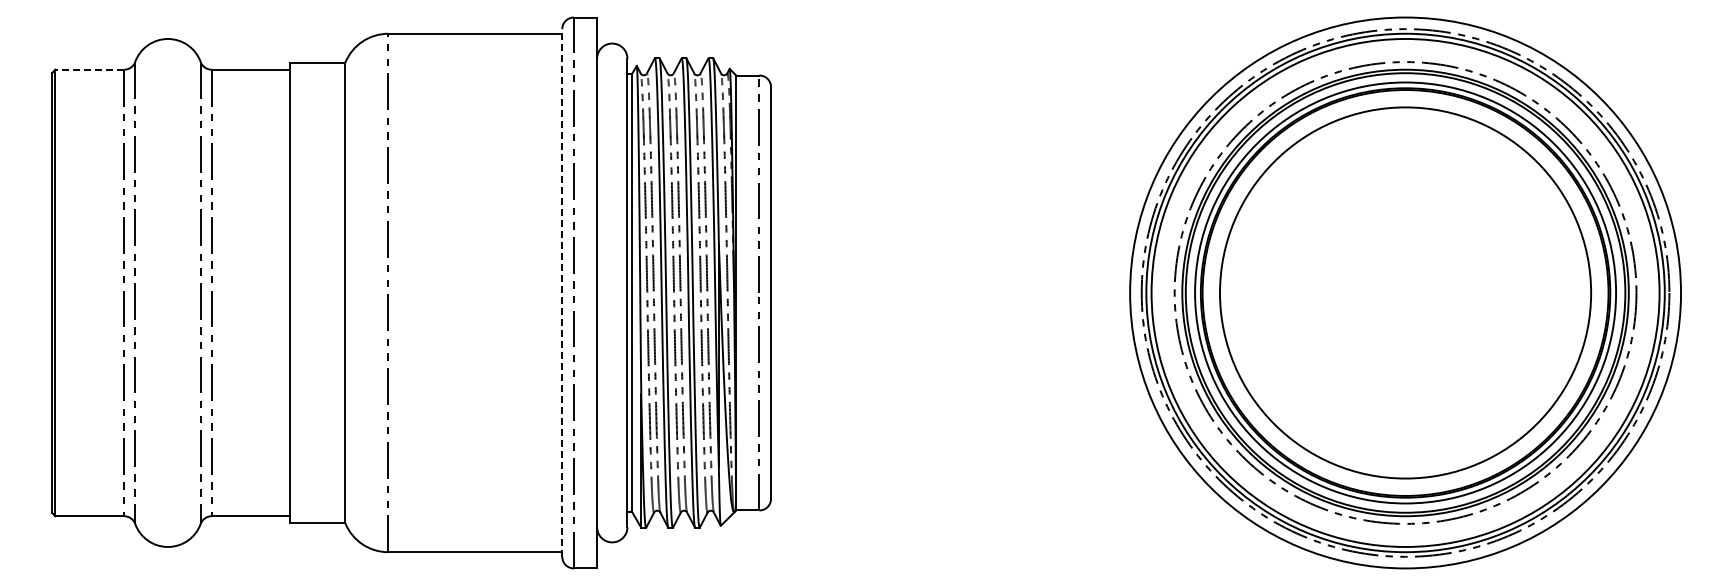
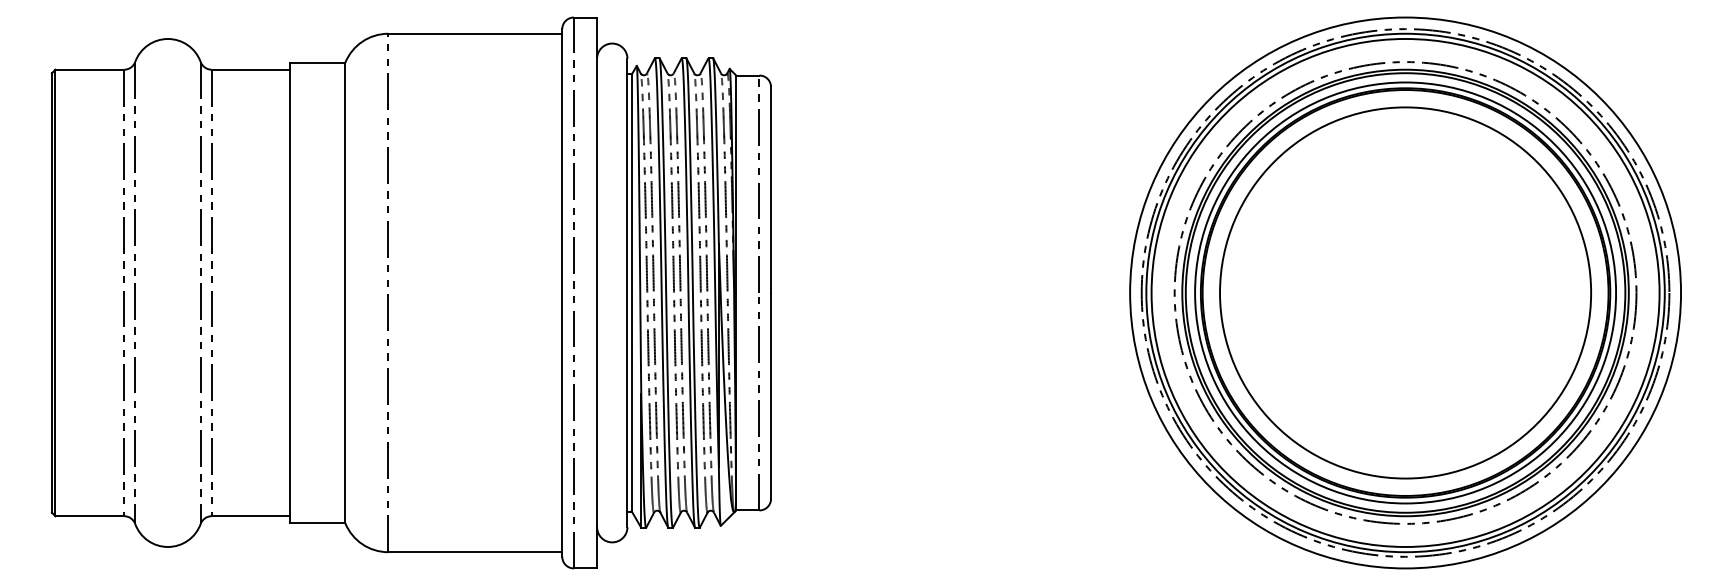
line: dashed -> solid (89, 69)
line: dashed -> solid (562, 292)
